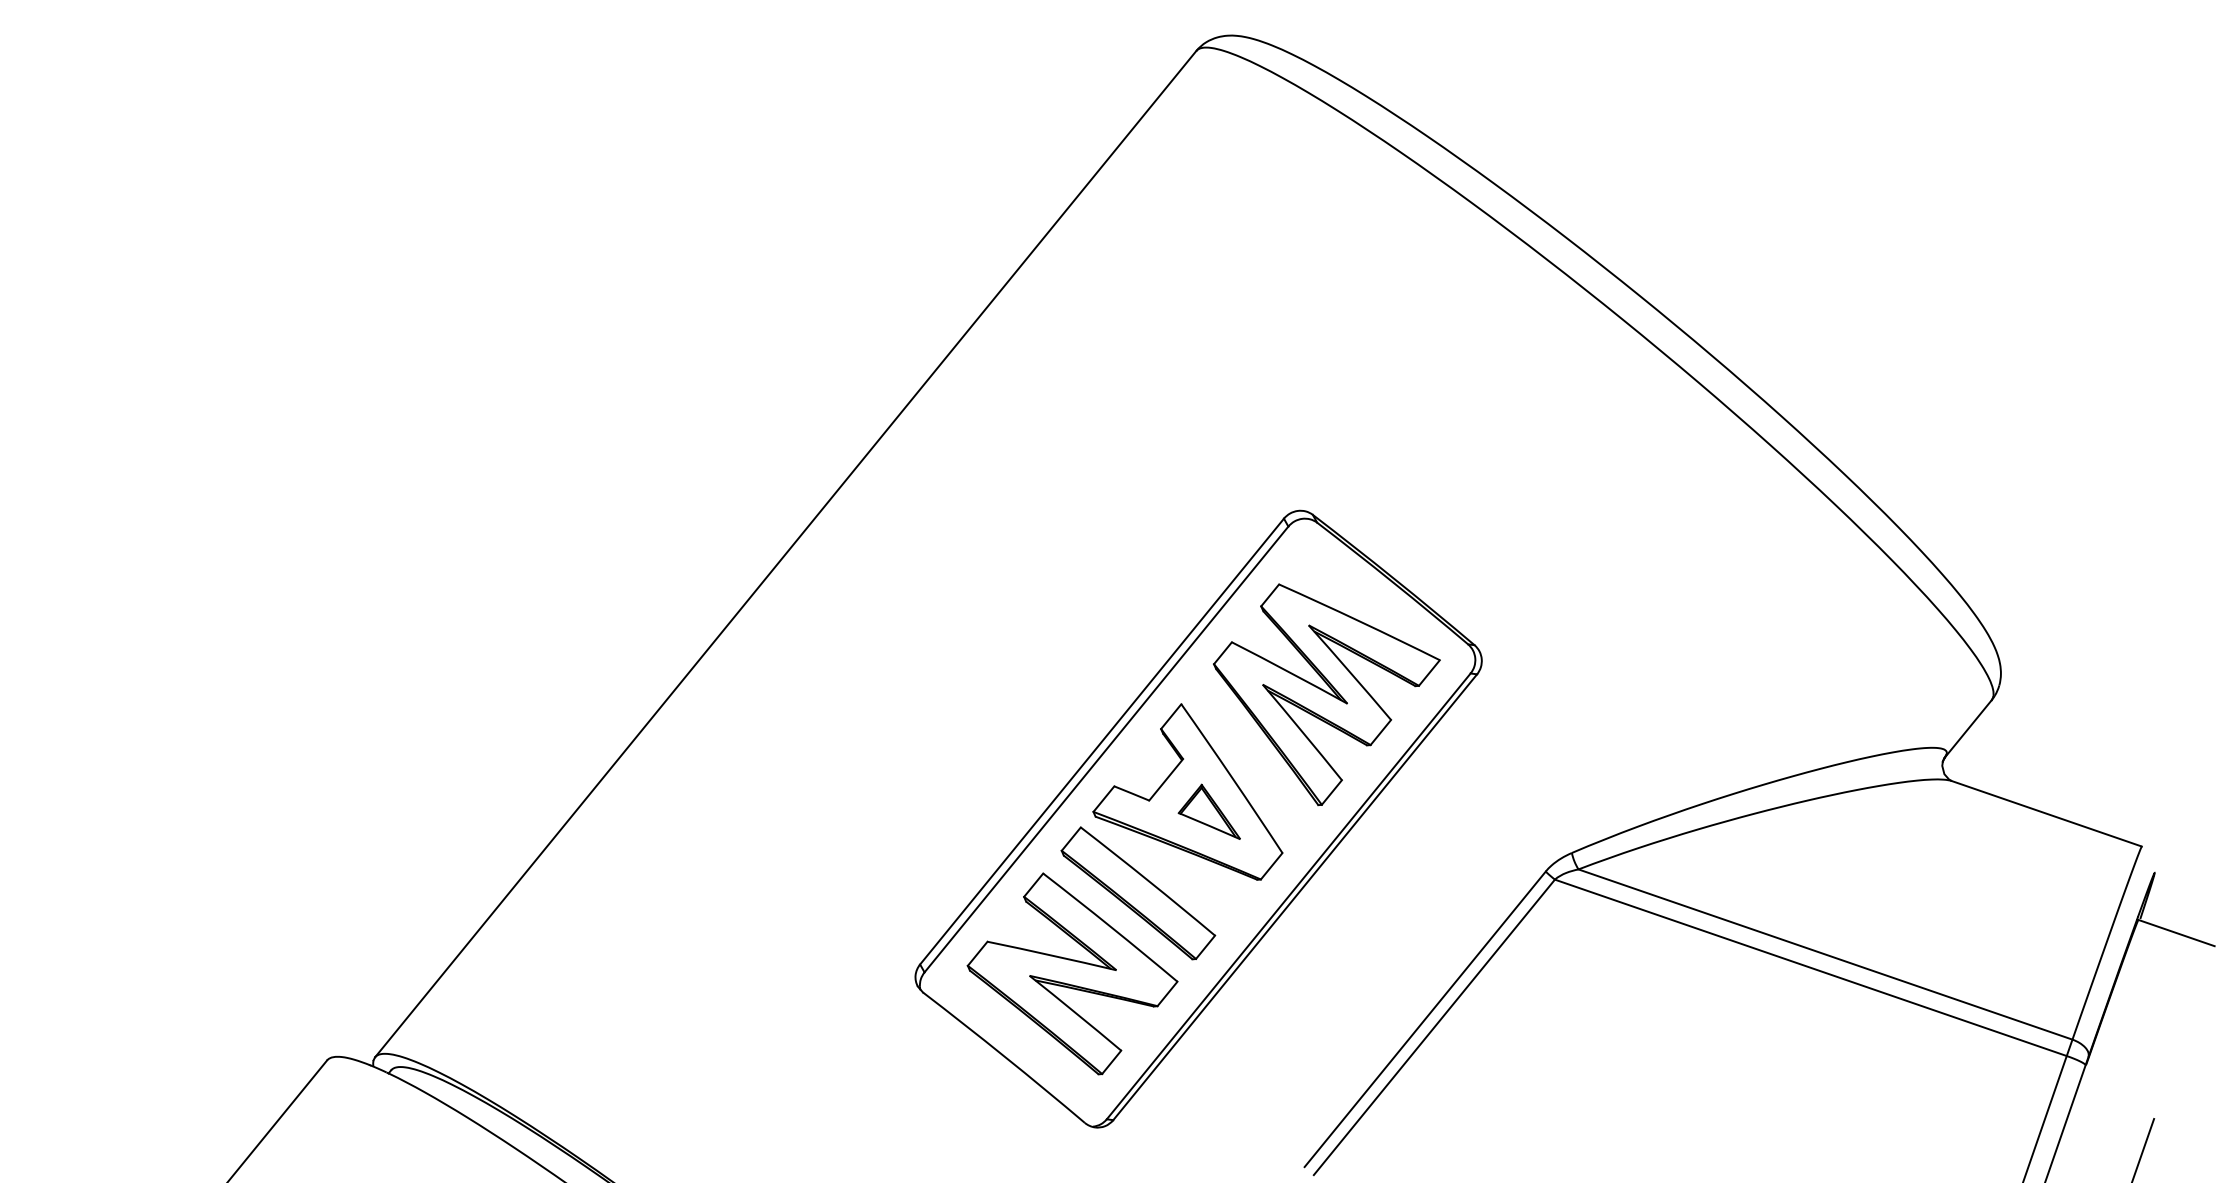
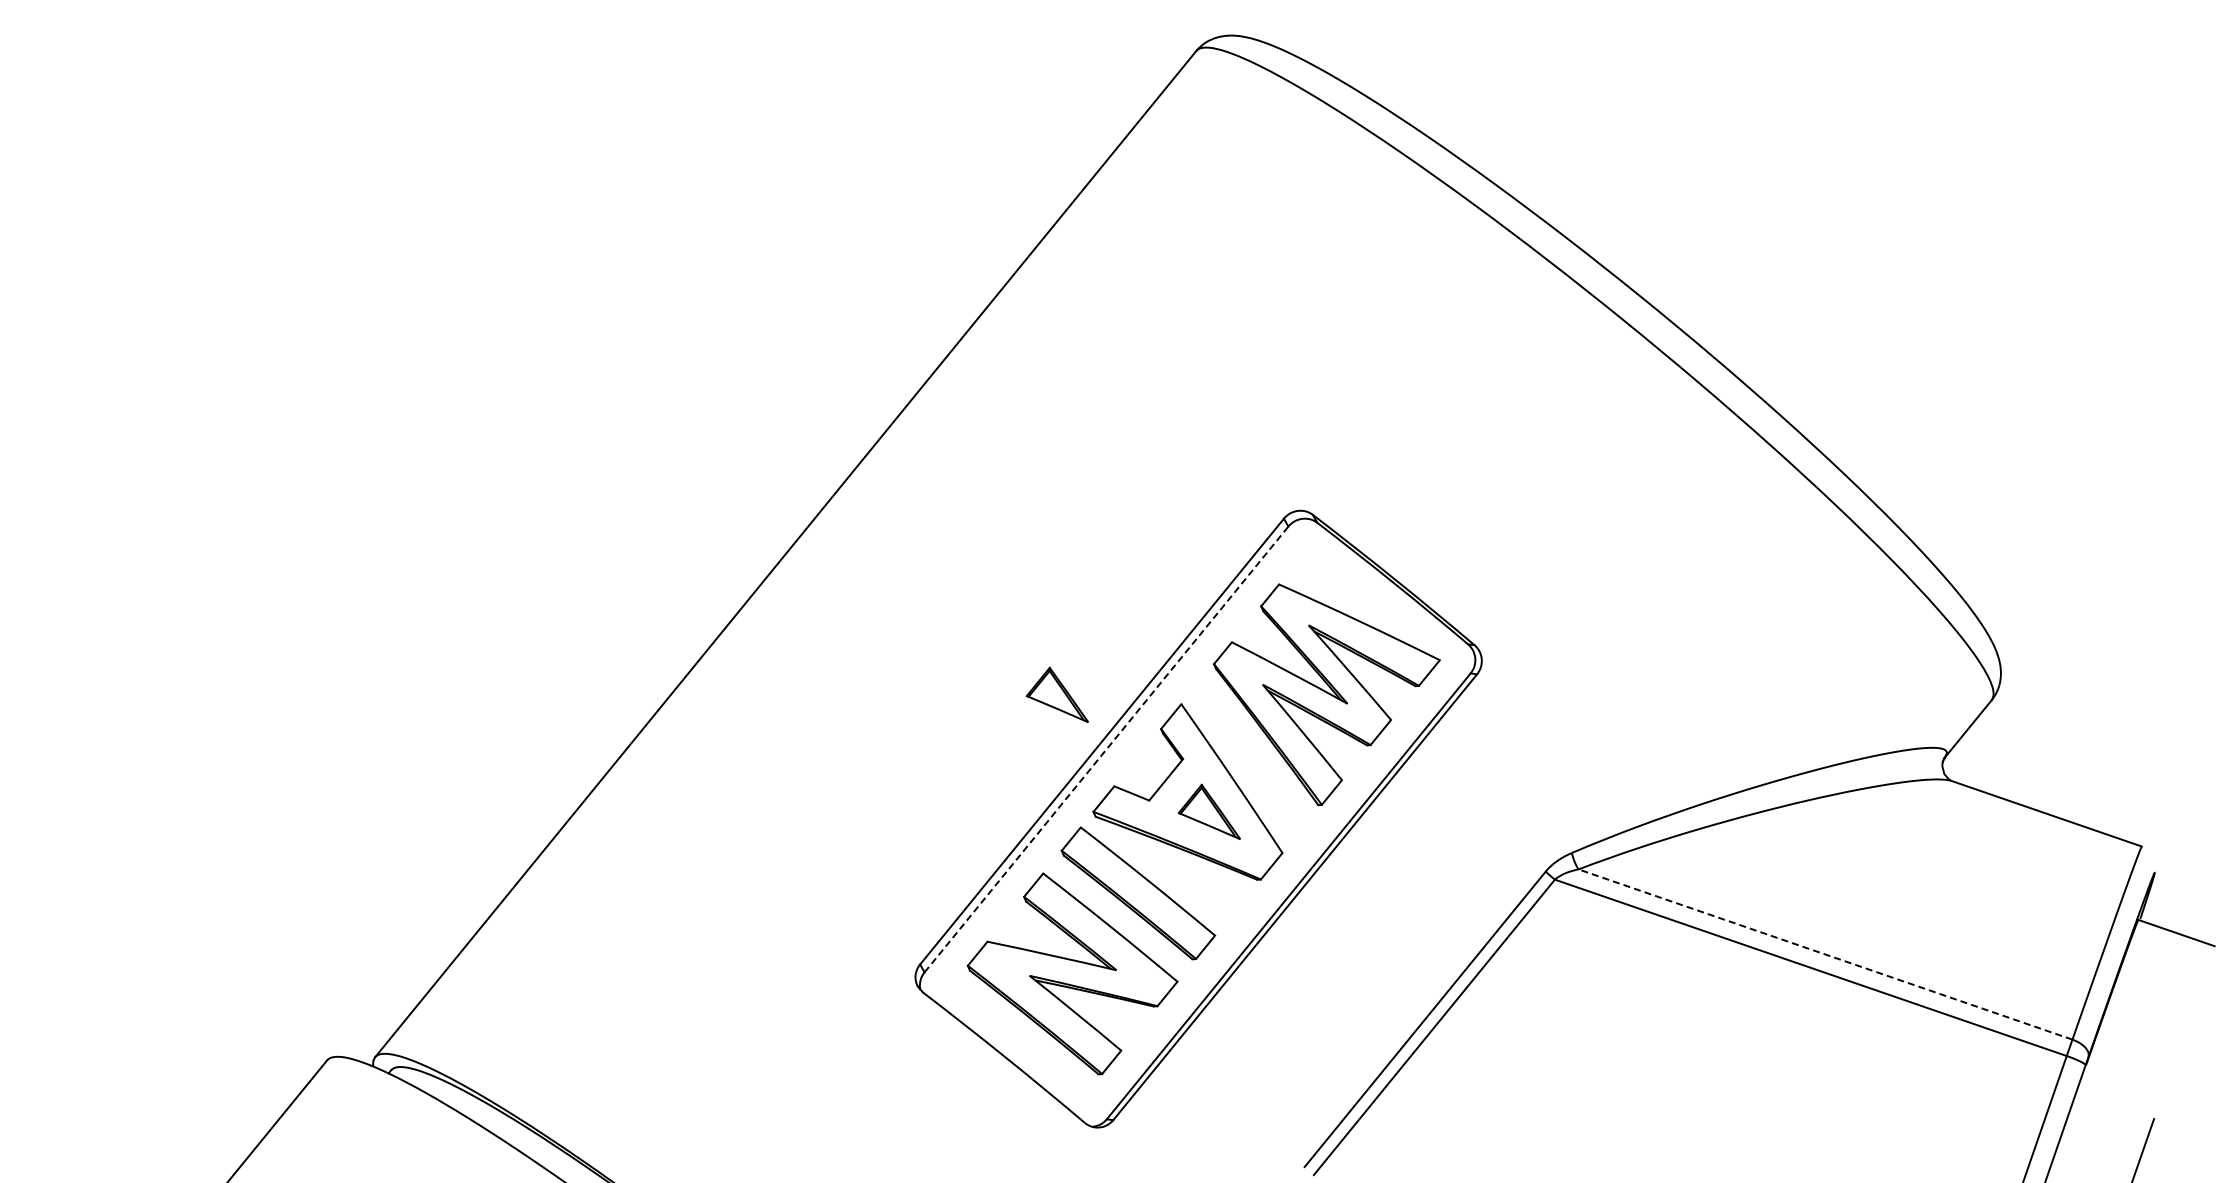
part: none -> present (1056, 694)
line: solid -> dashed (1106, 749)
line: solid -> dashed (1825, 954)
